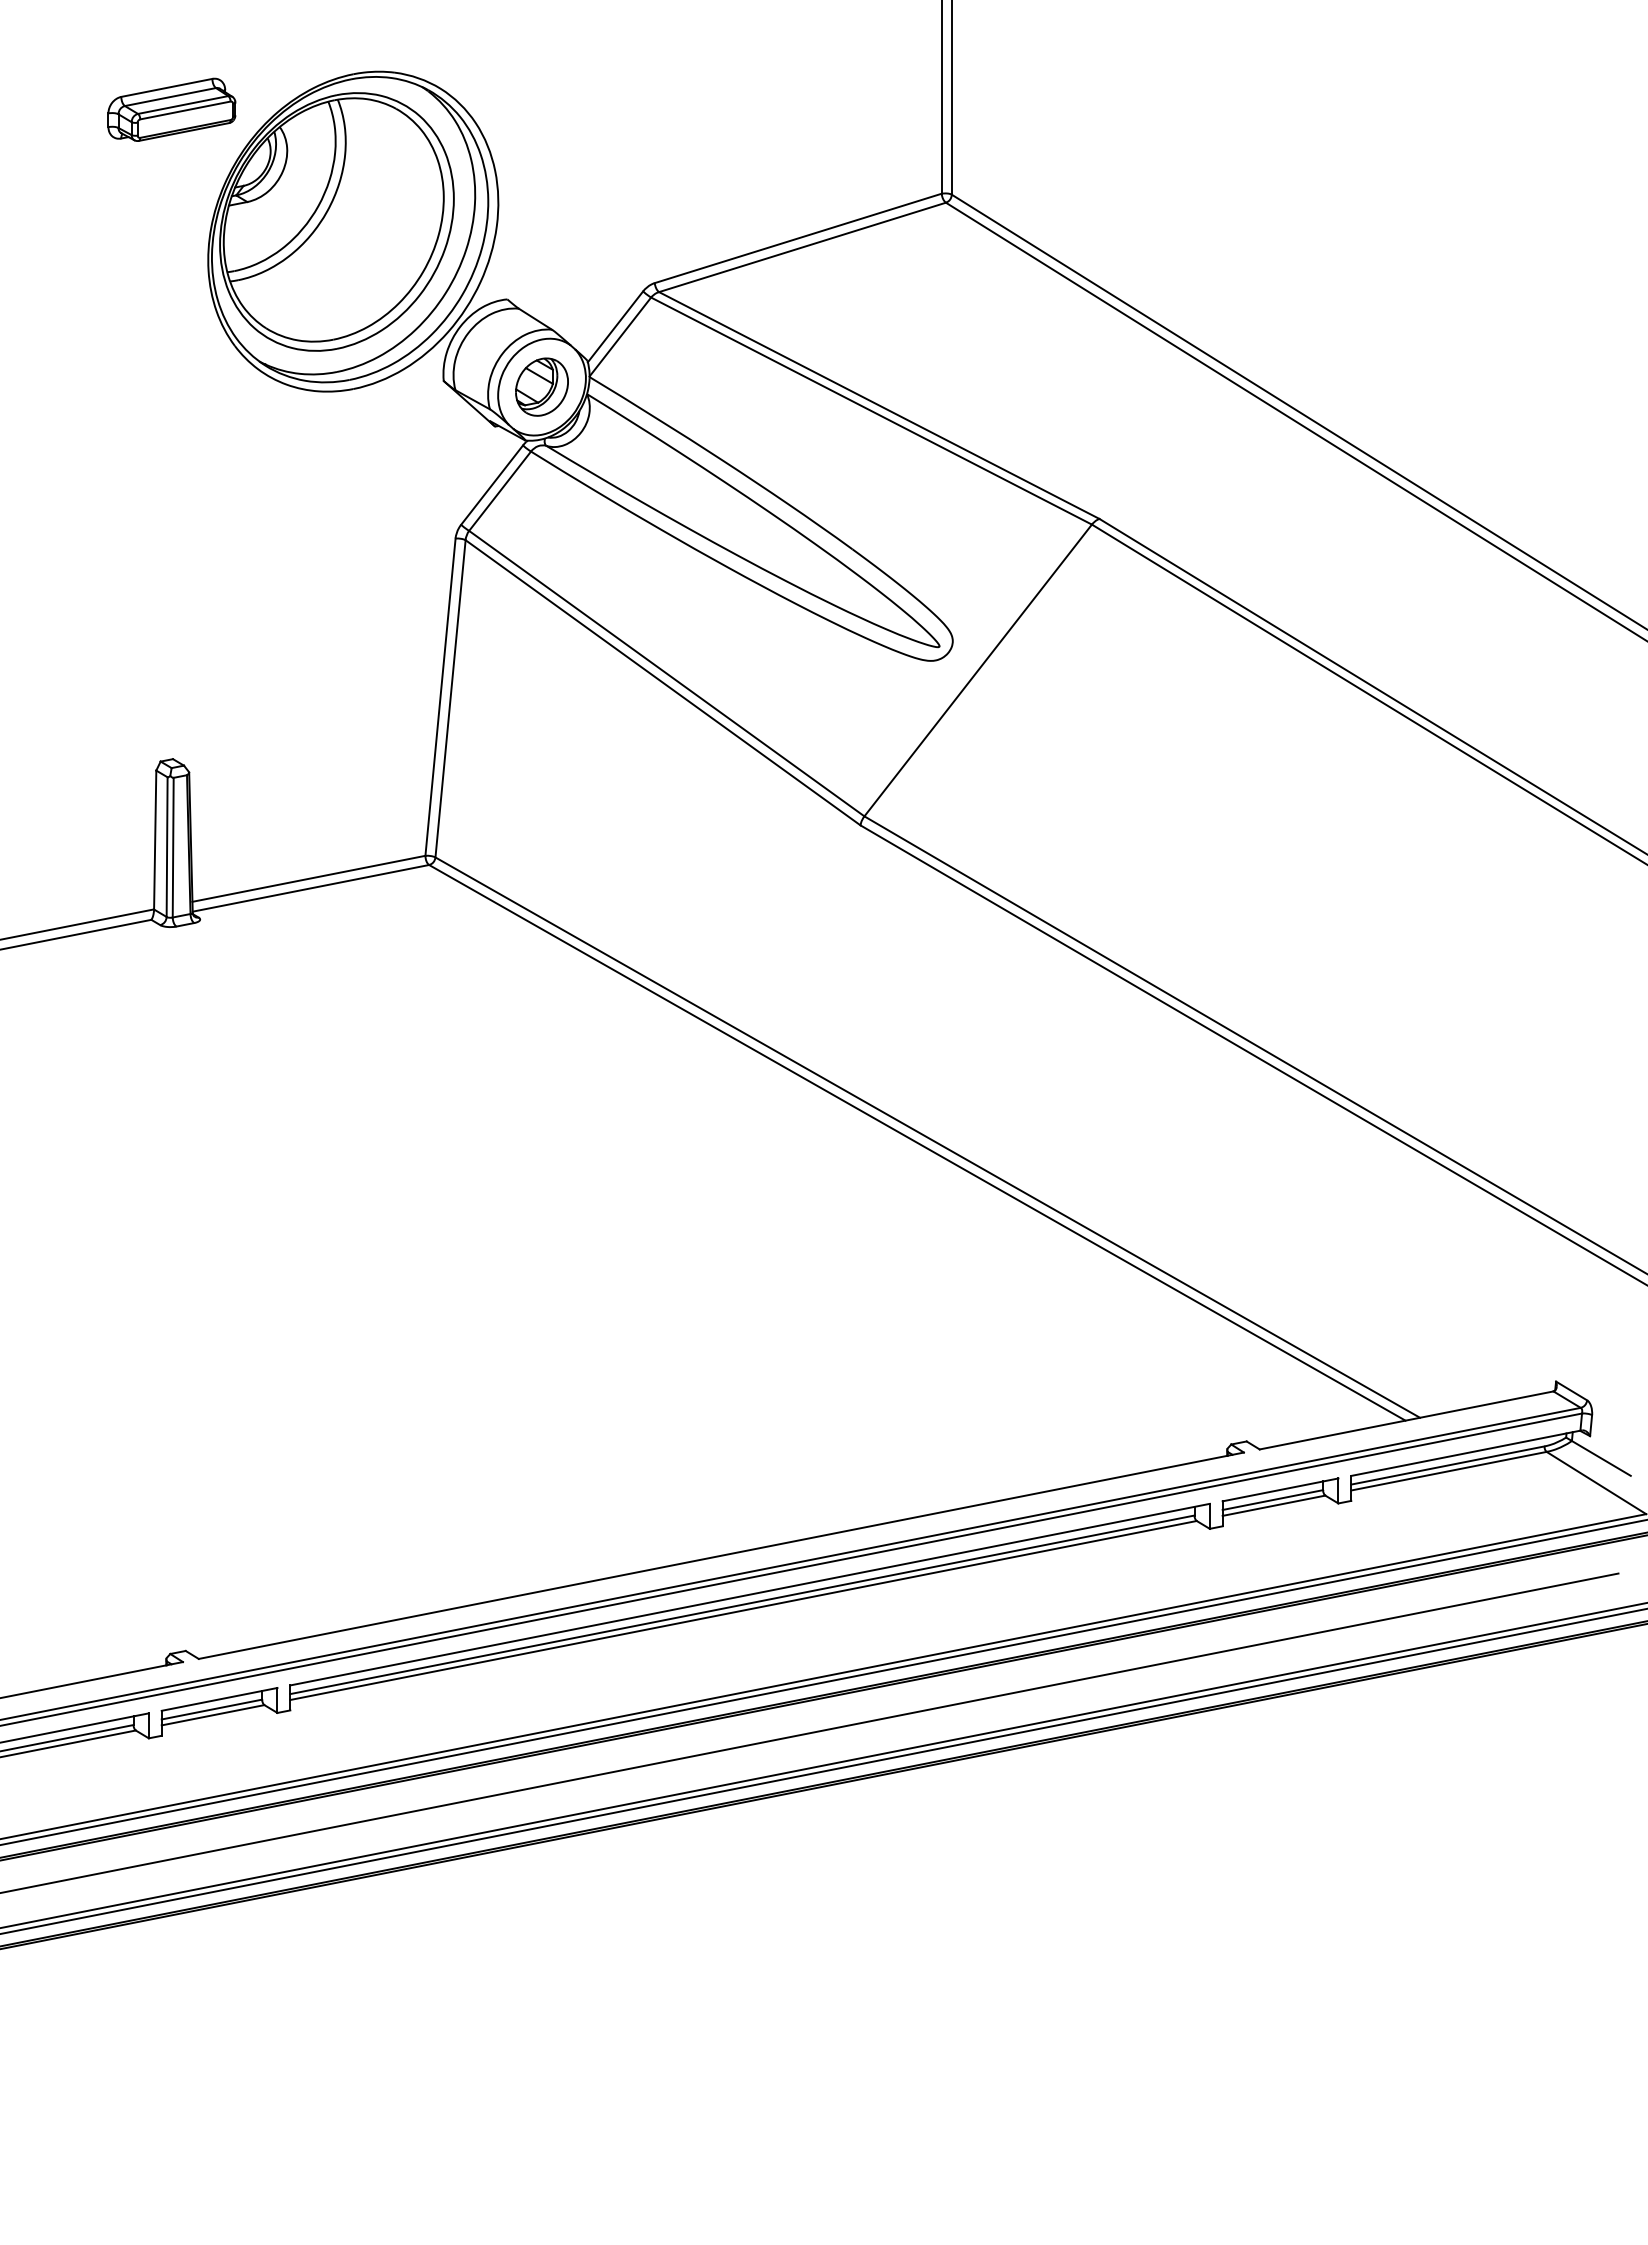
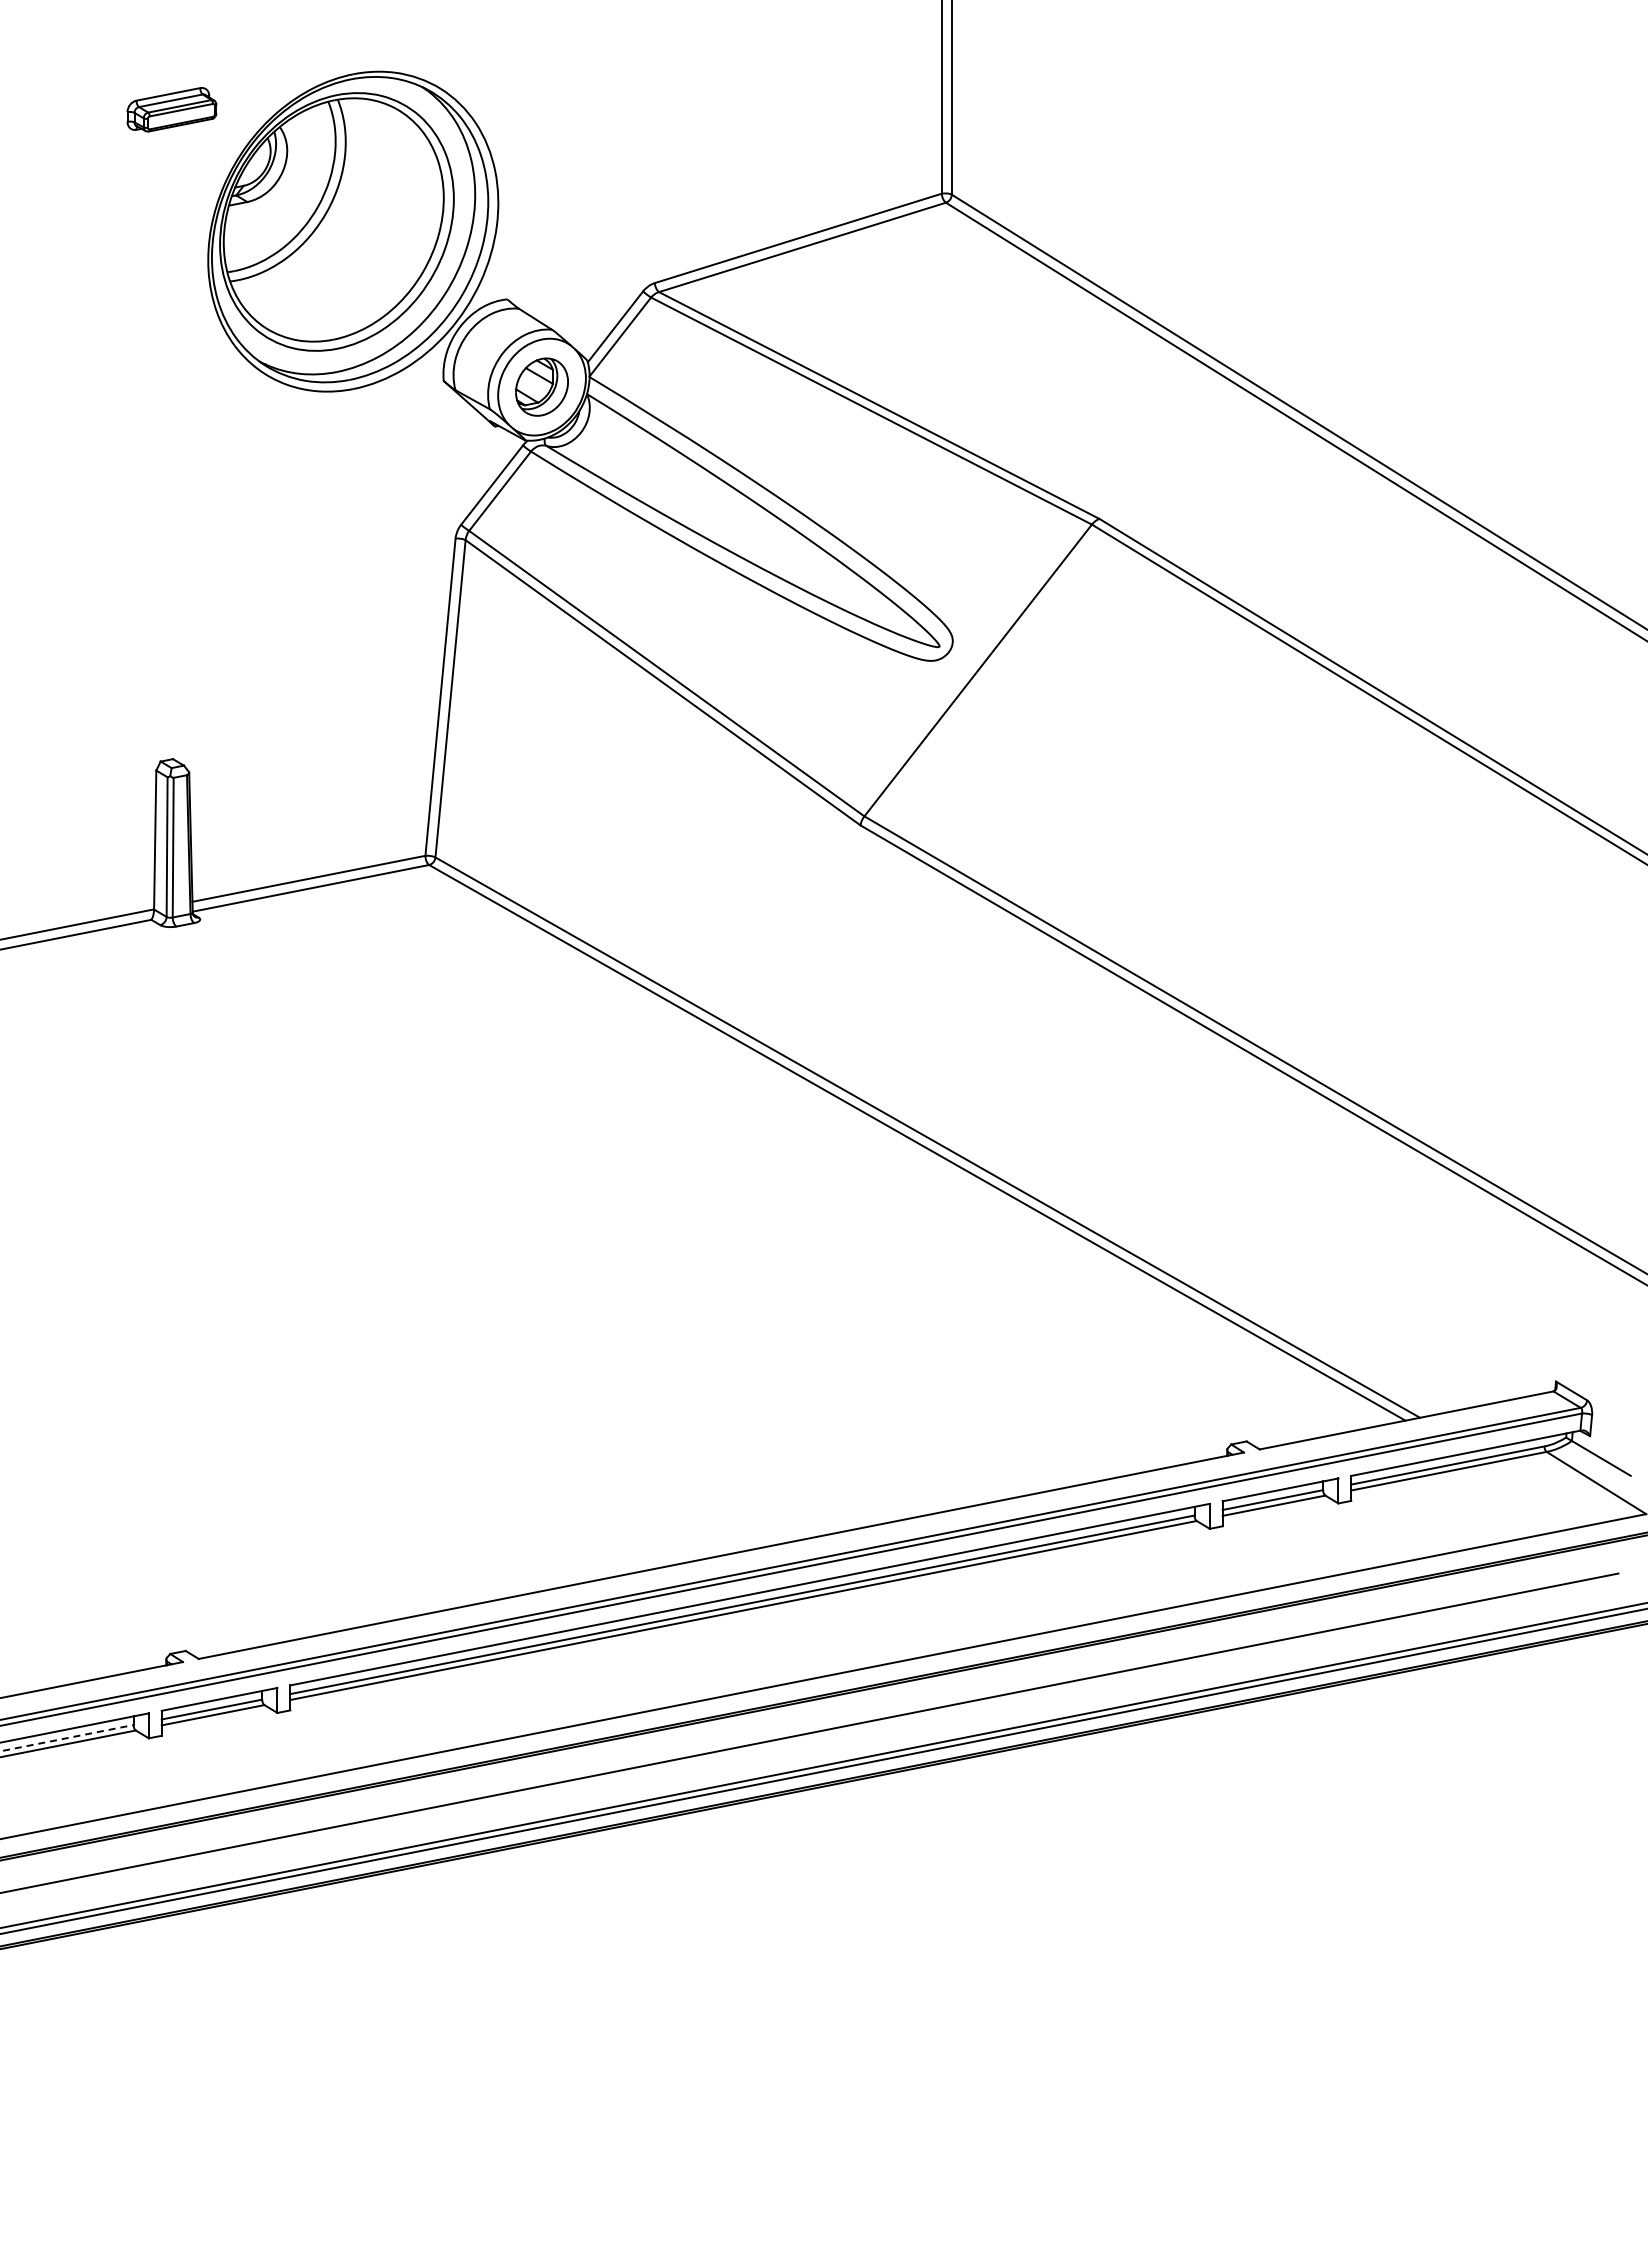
part size: 130x65 px -> 92x46 px (171, 109)
line: present -> none (823, 1682)
line: solid -> dashed (66, 1738)
